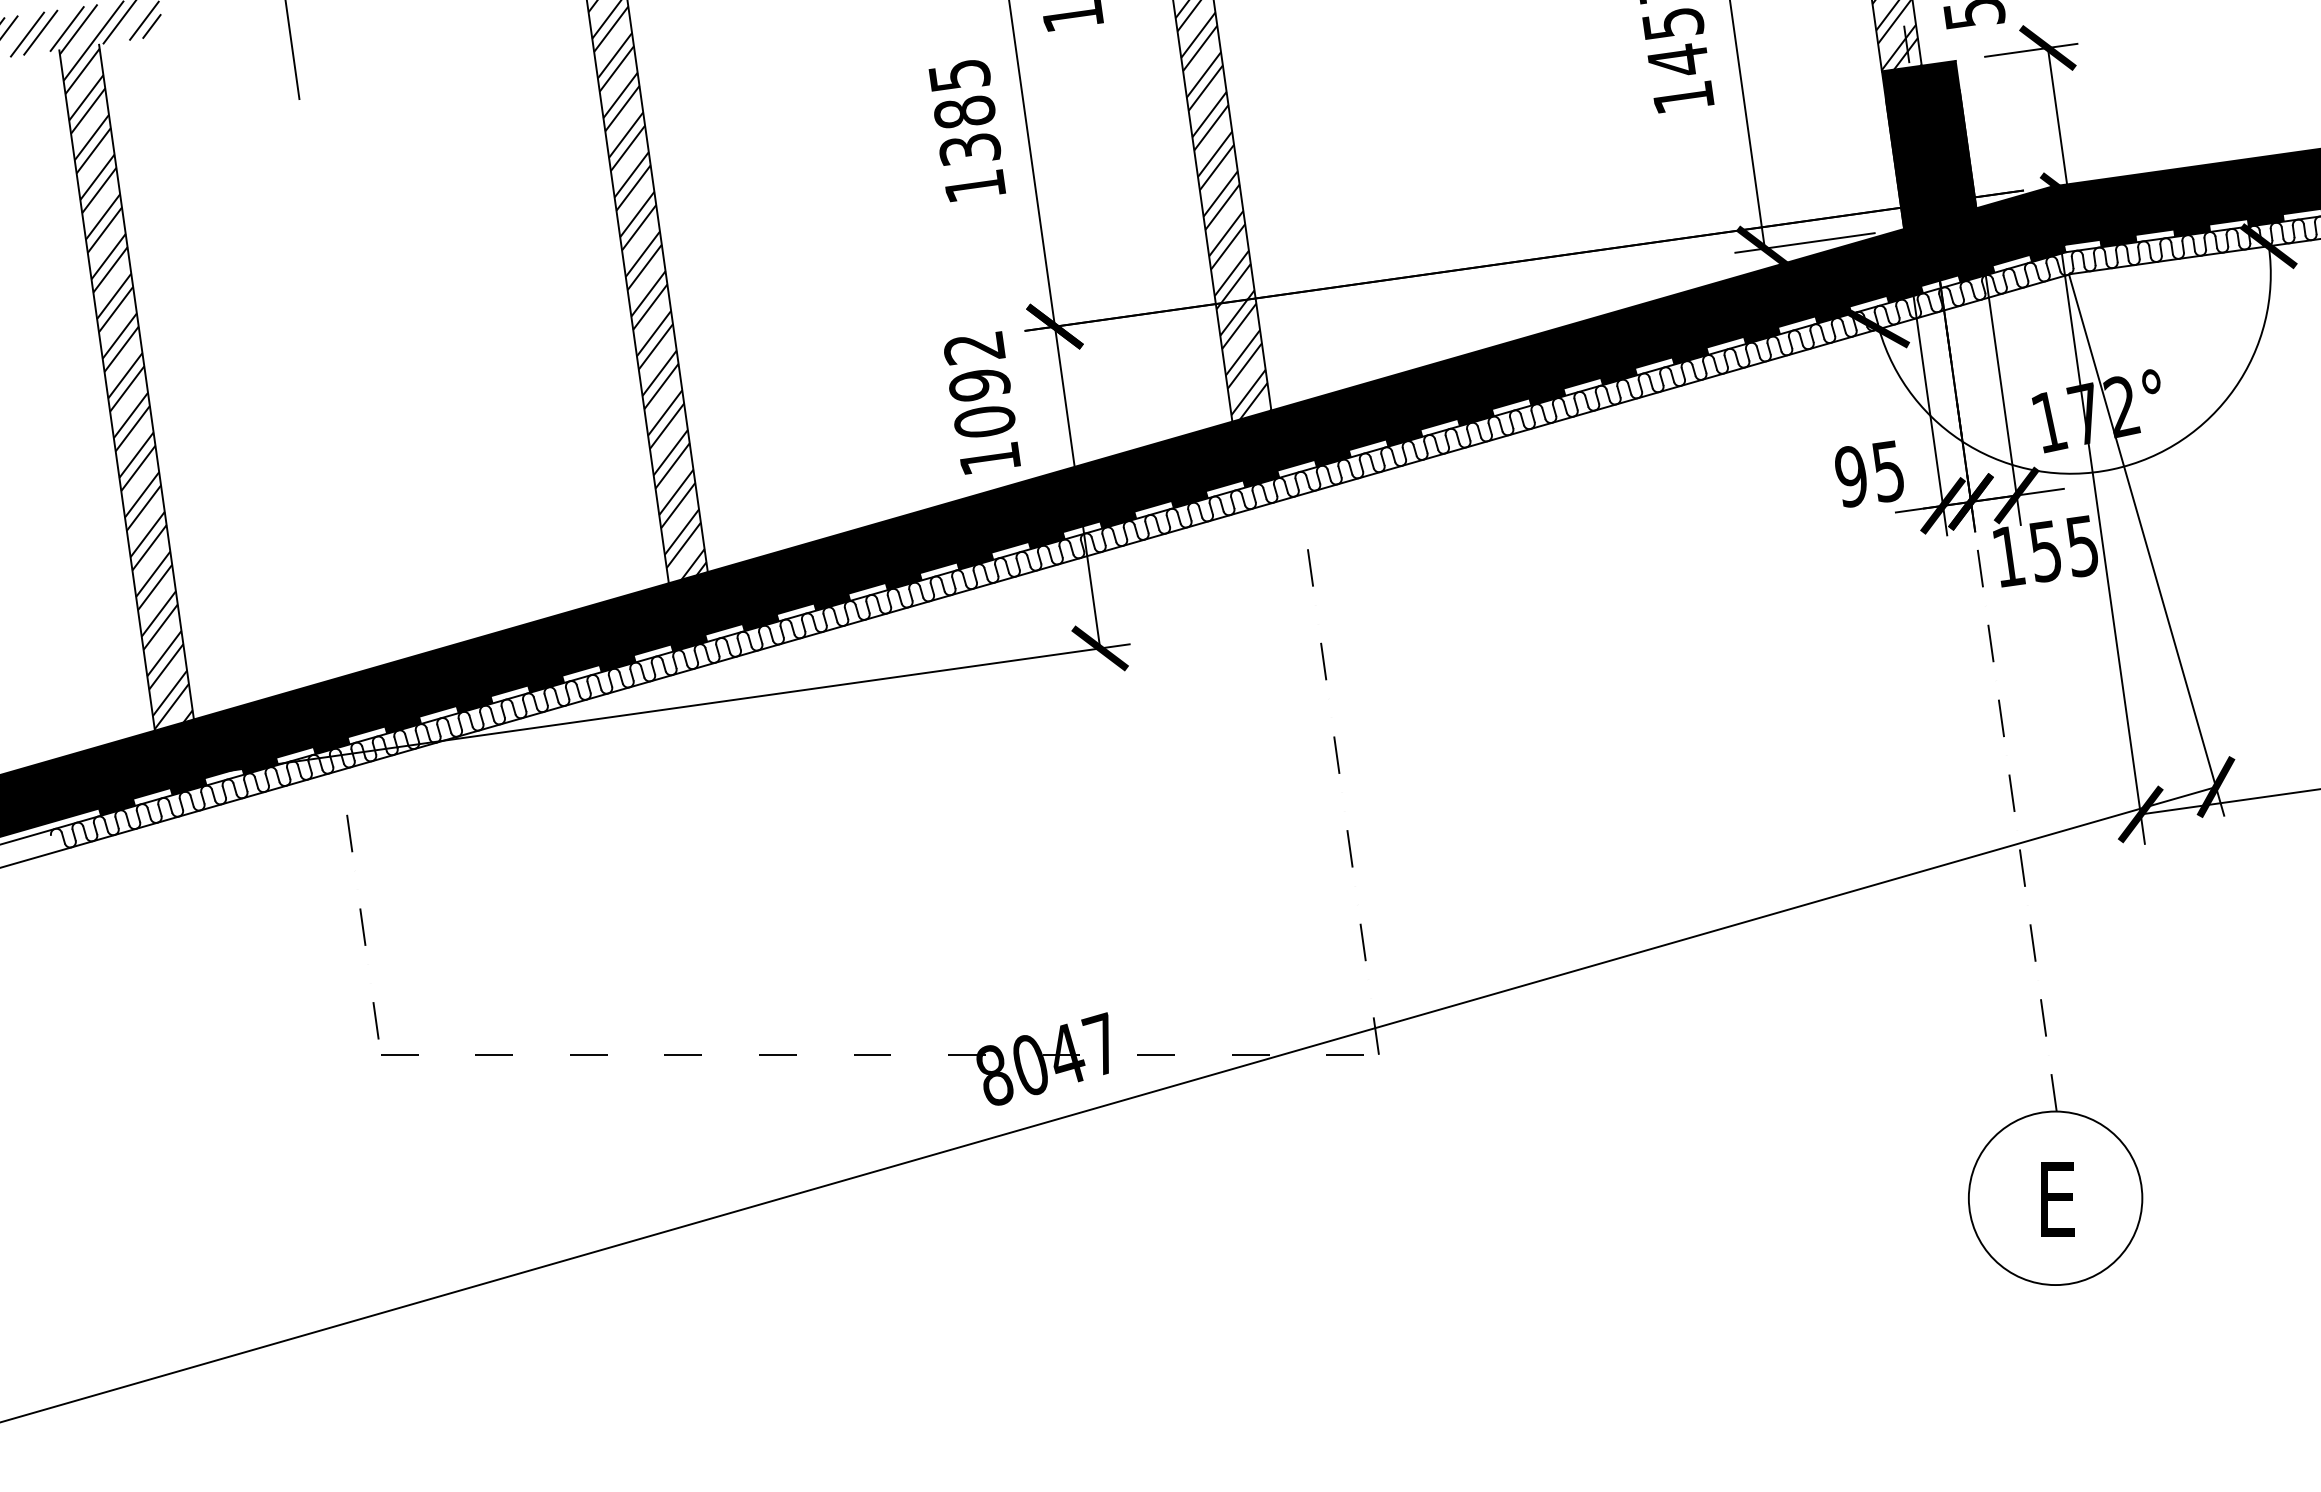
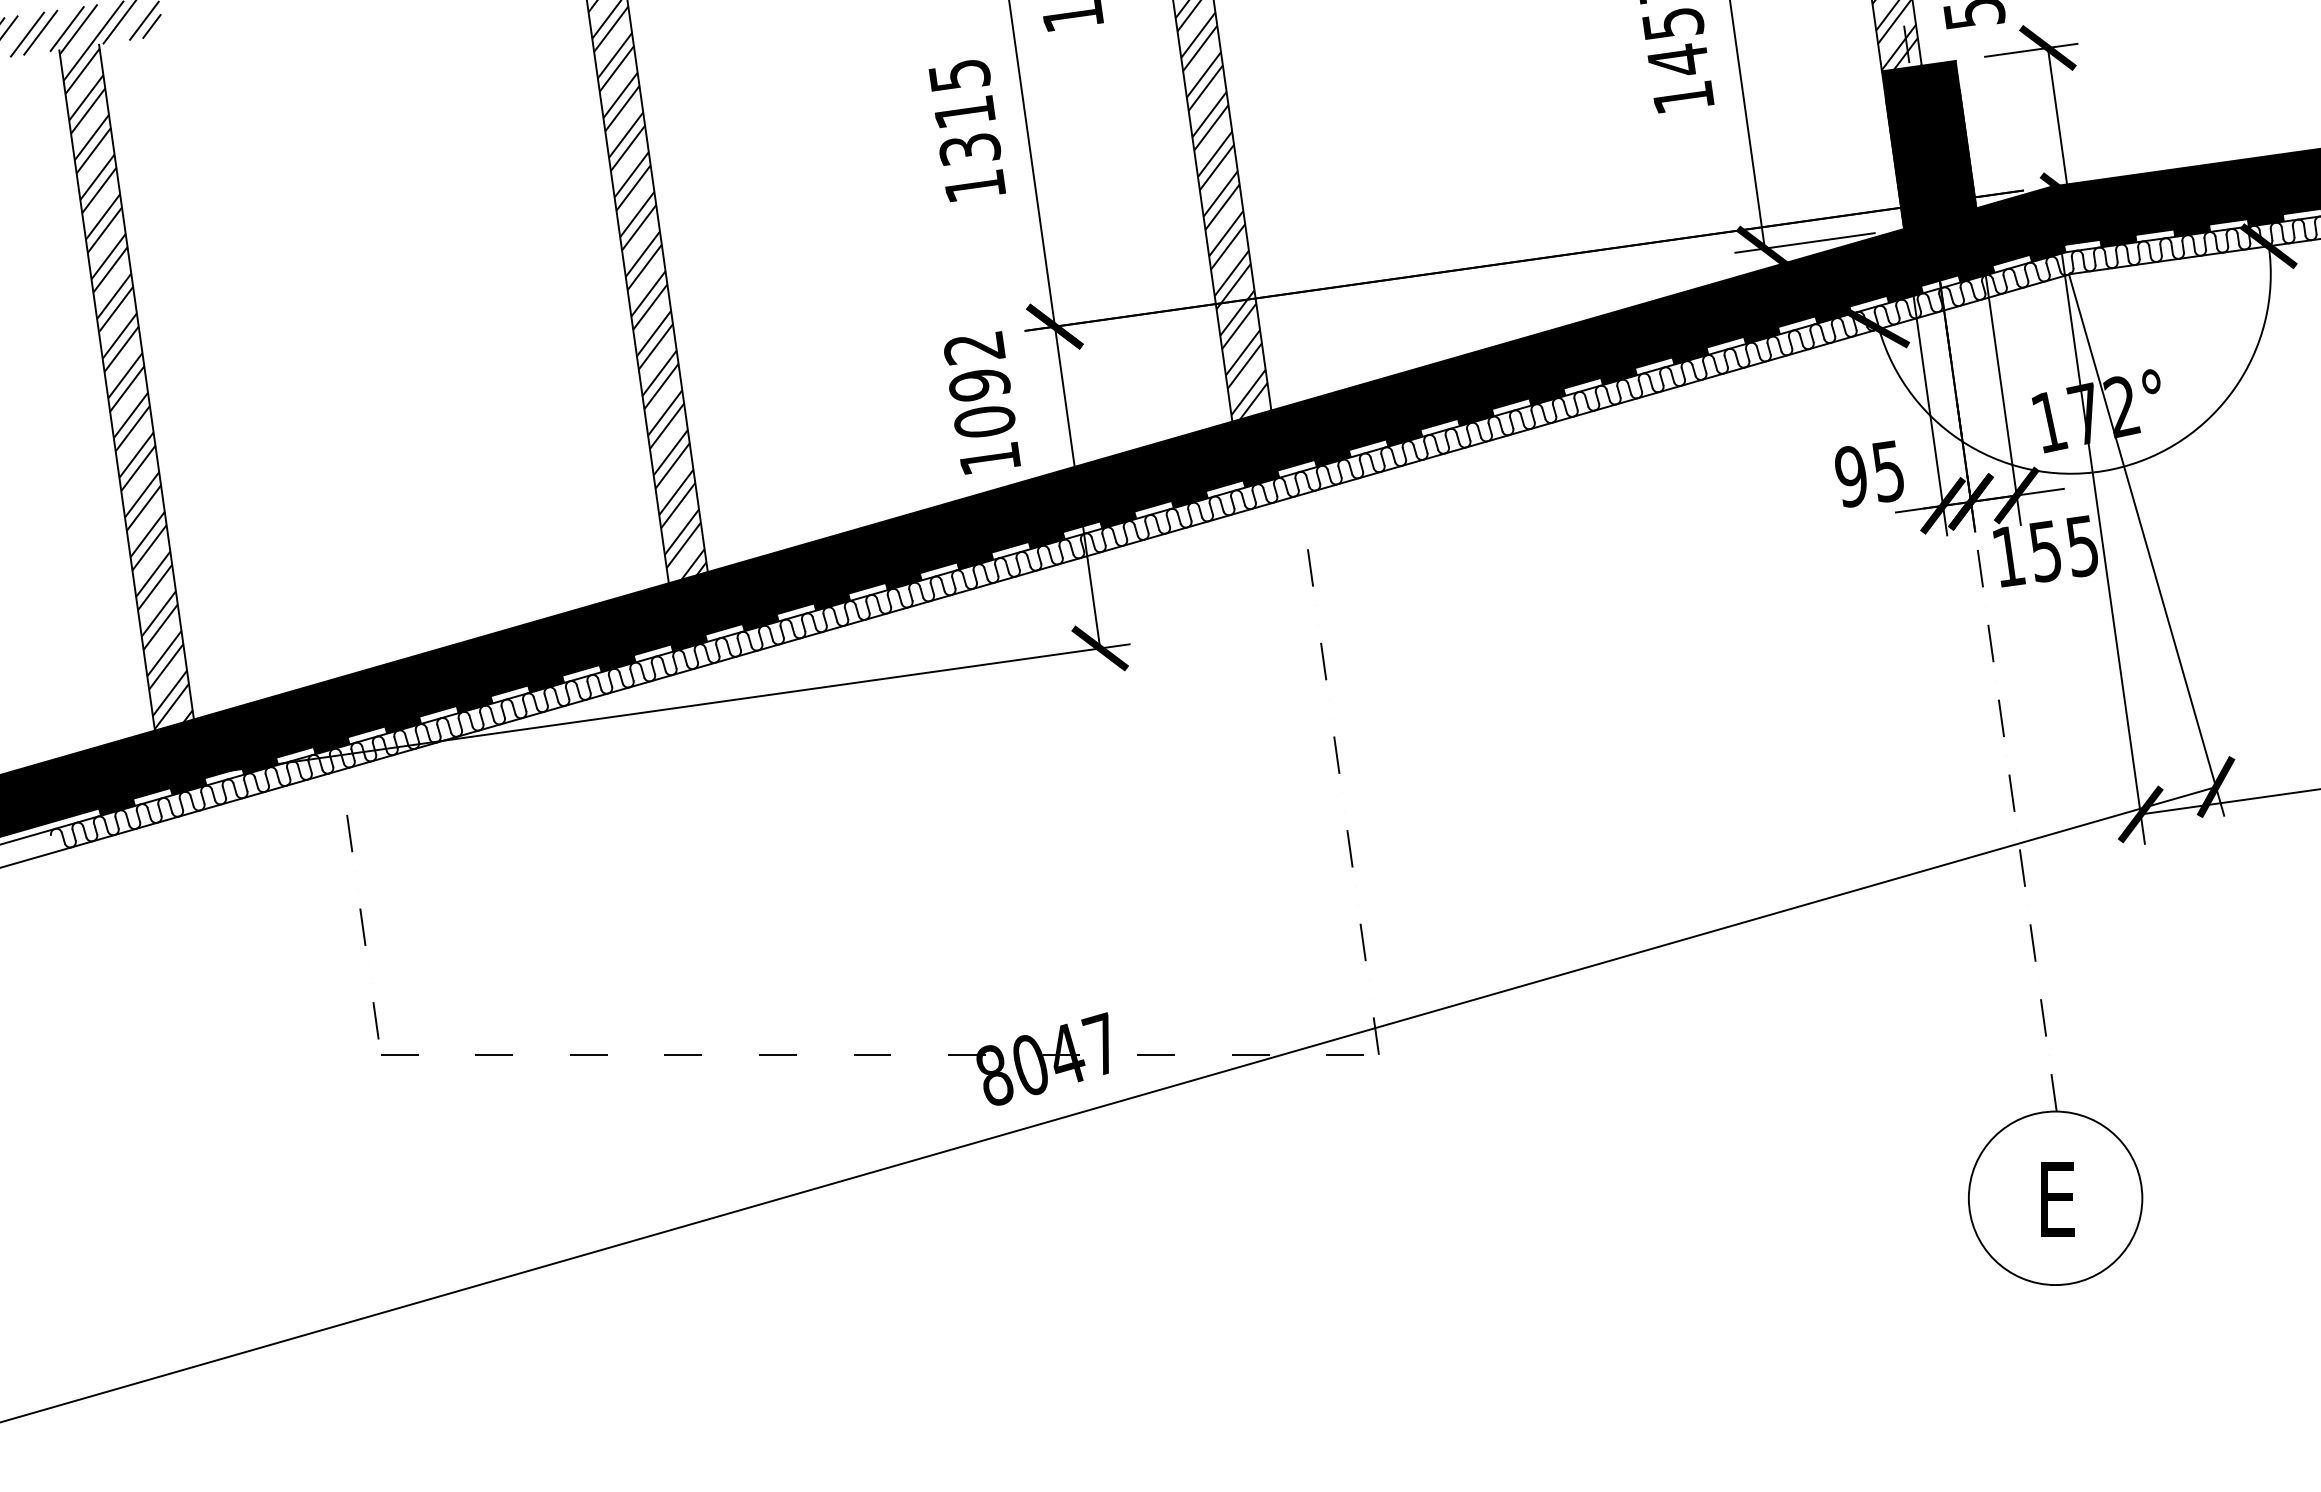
line: present -> none (292, 50)
text: 1385 -> 1315 (964, 111)
